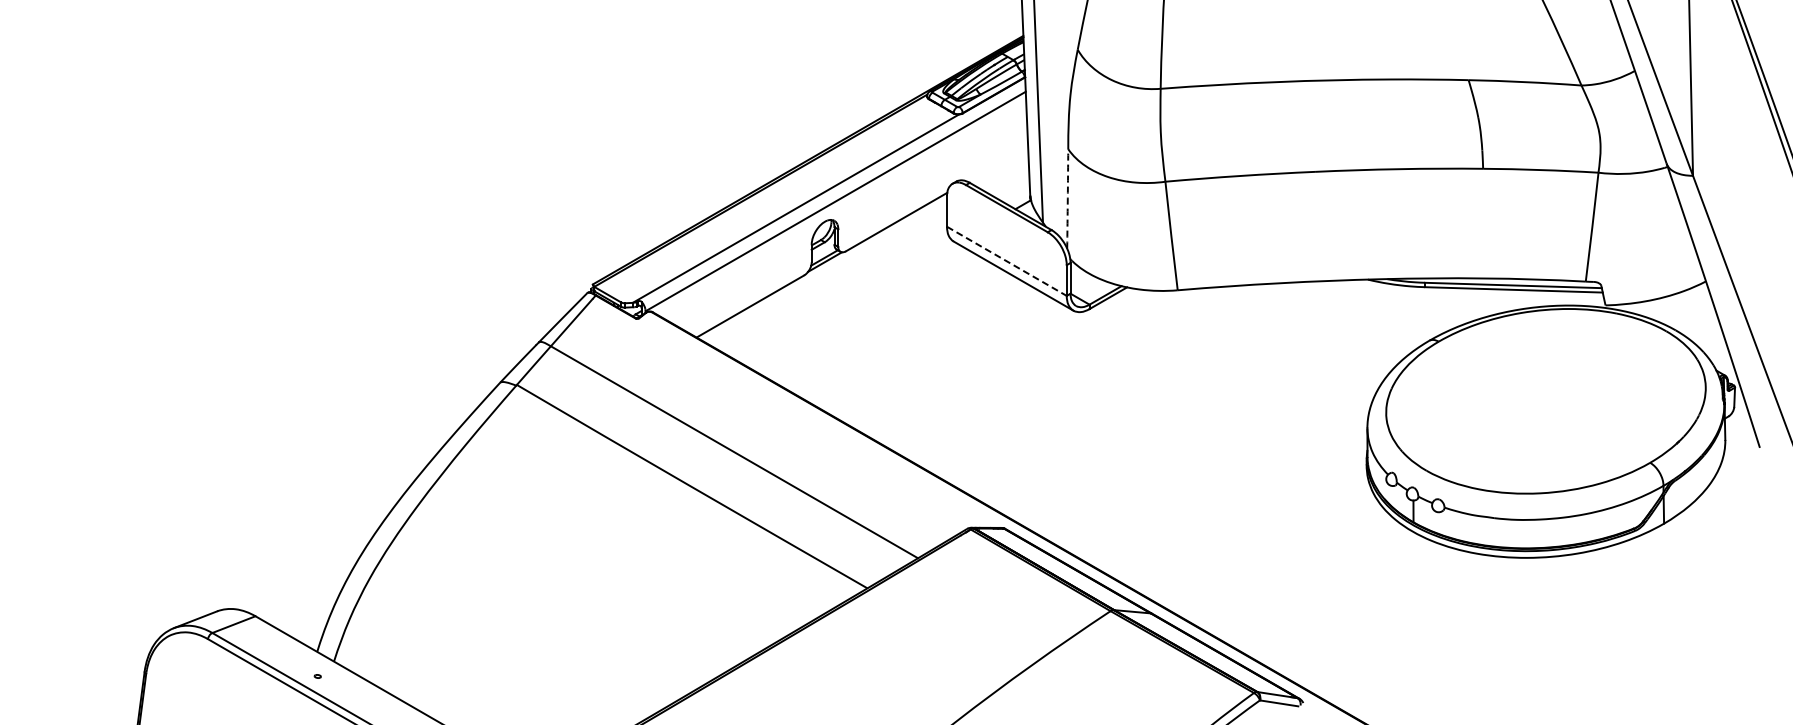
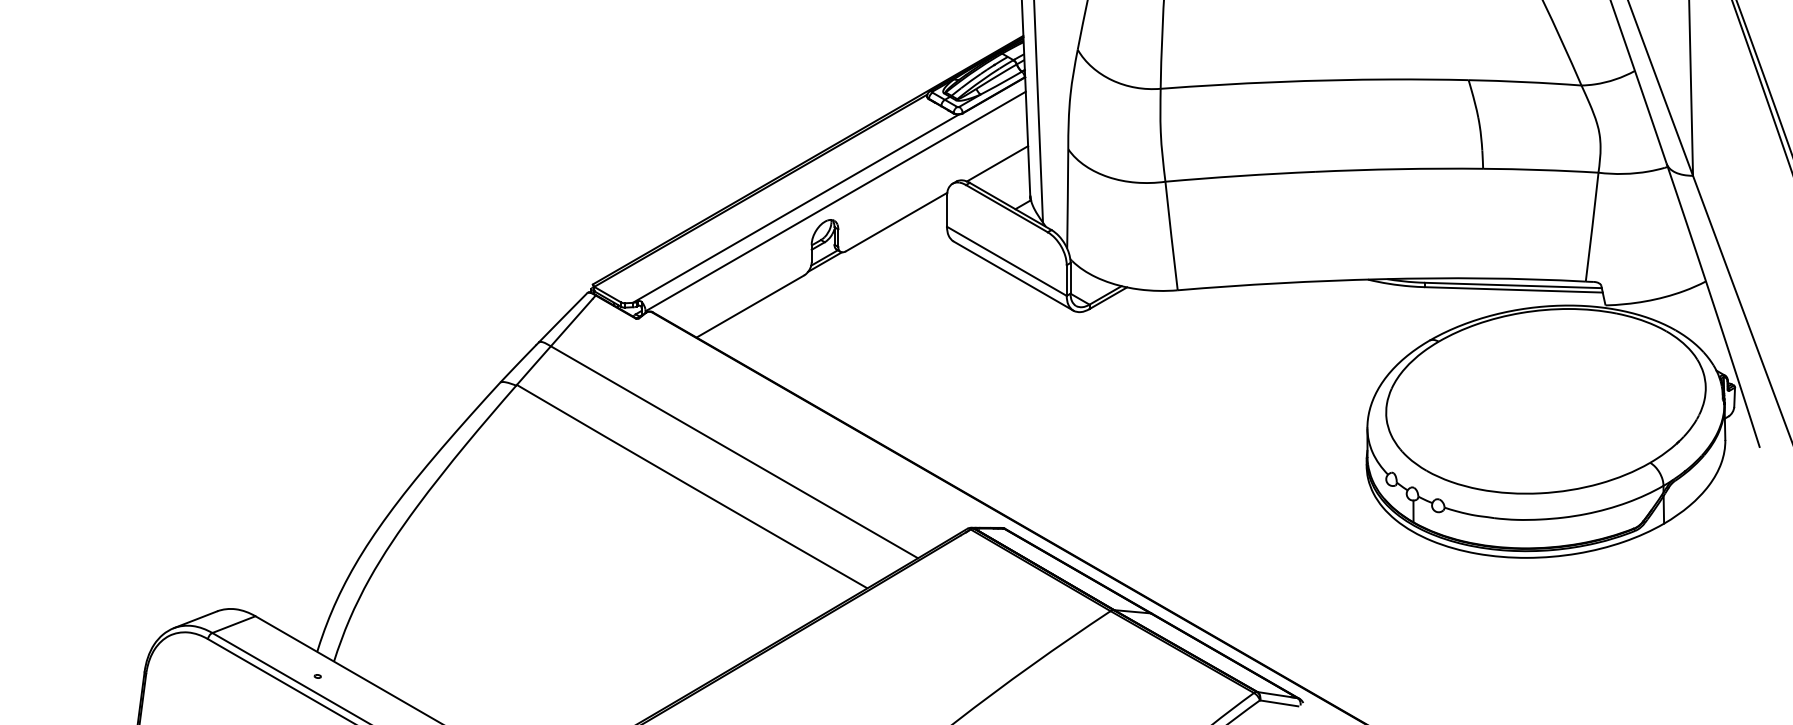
line: none -> present (997, 163)
arc: dashed -> solid (1067, 198)
line: dashed -> solid (1007, 261)
